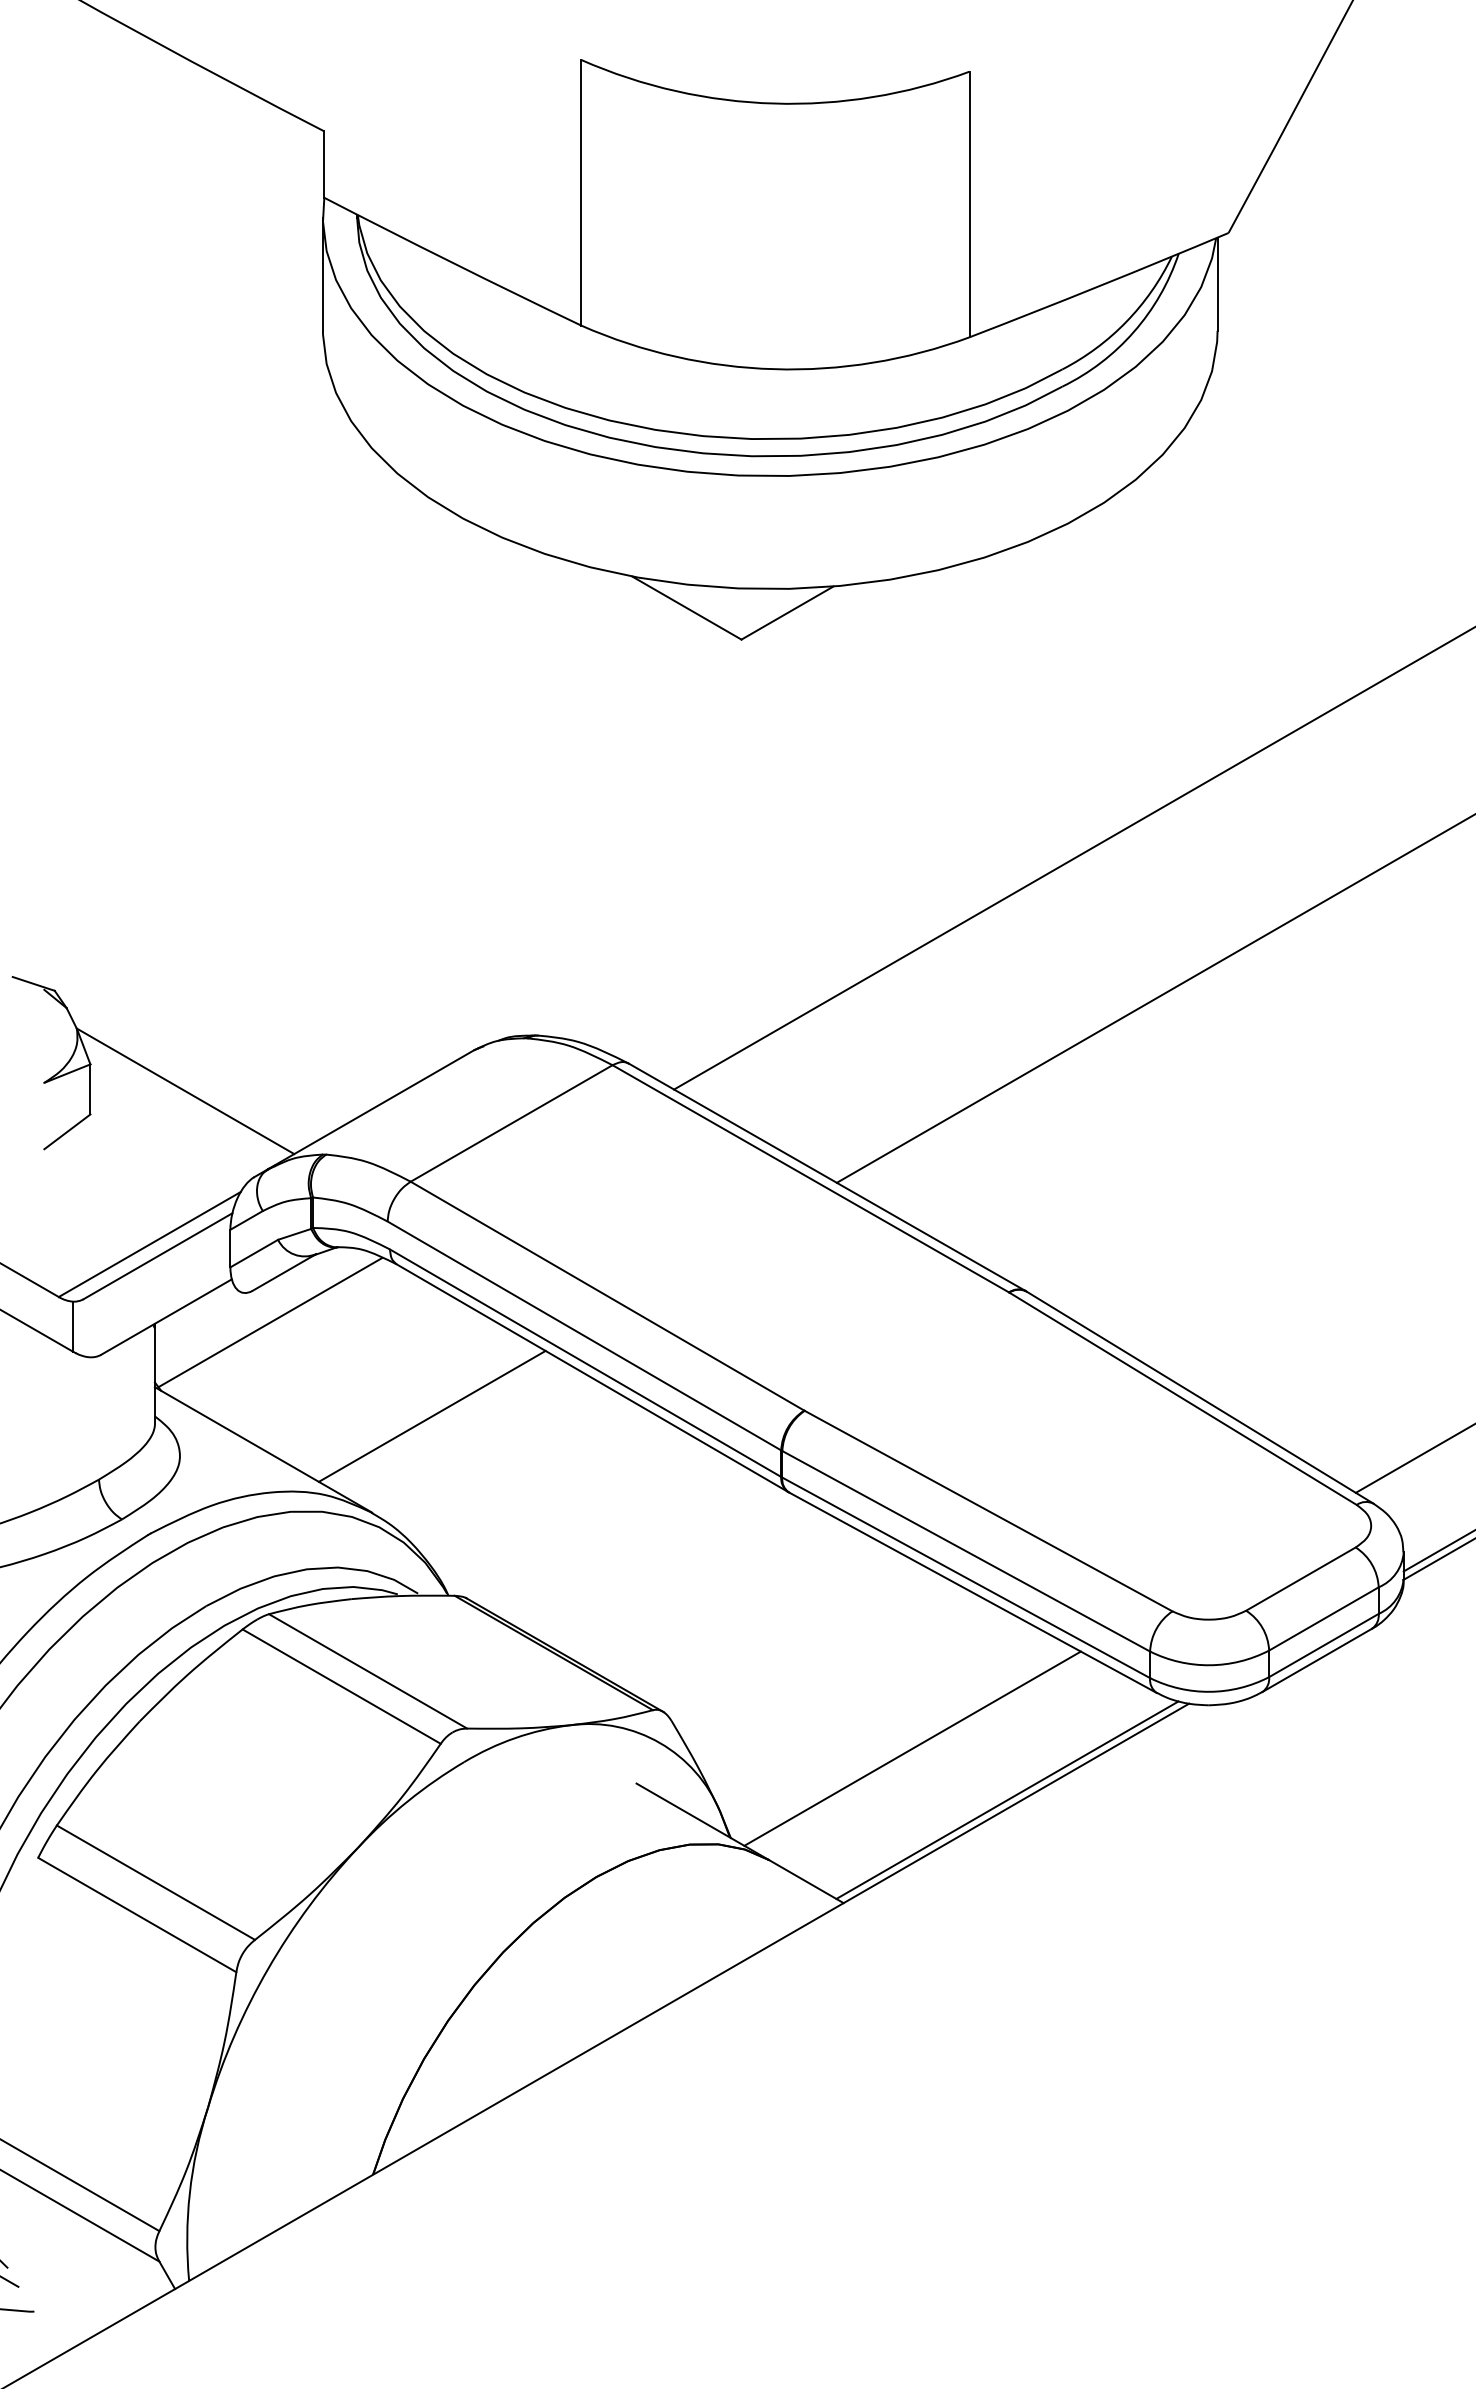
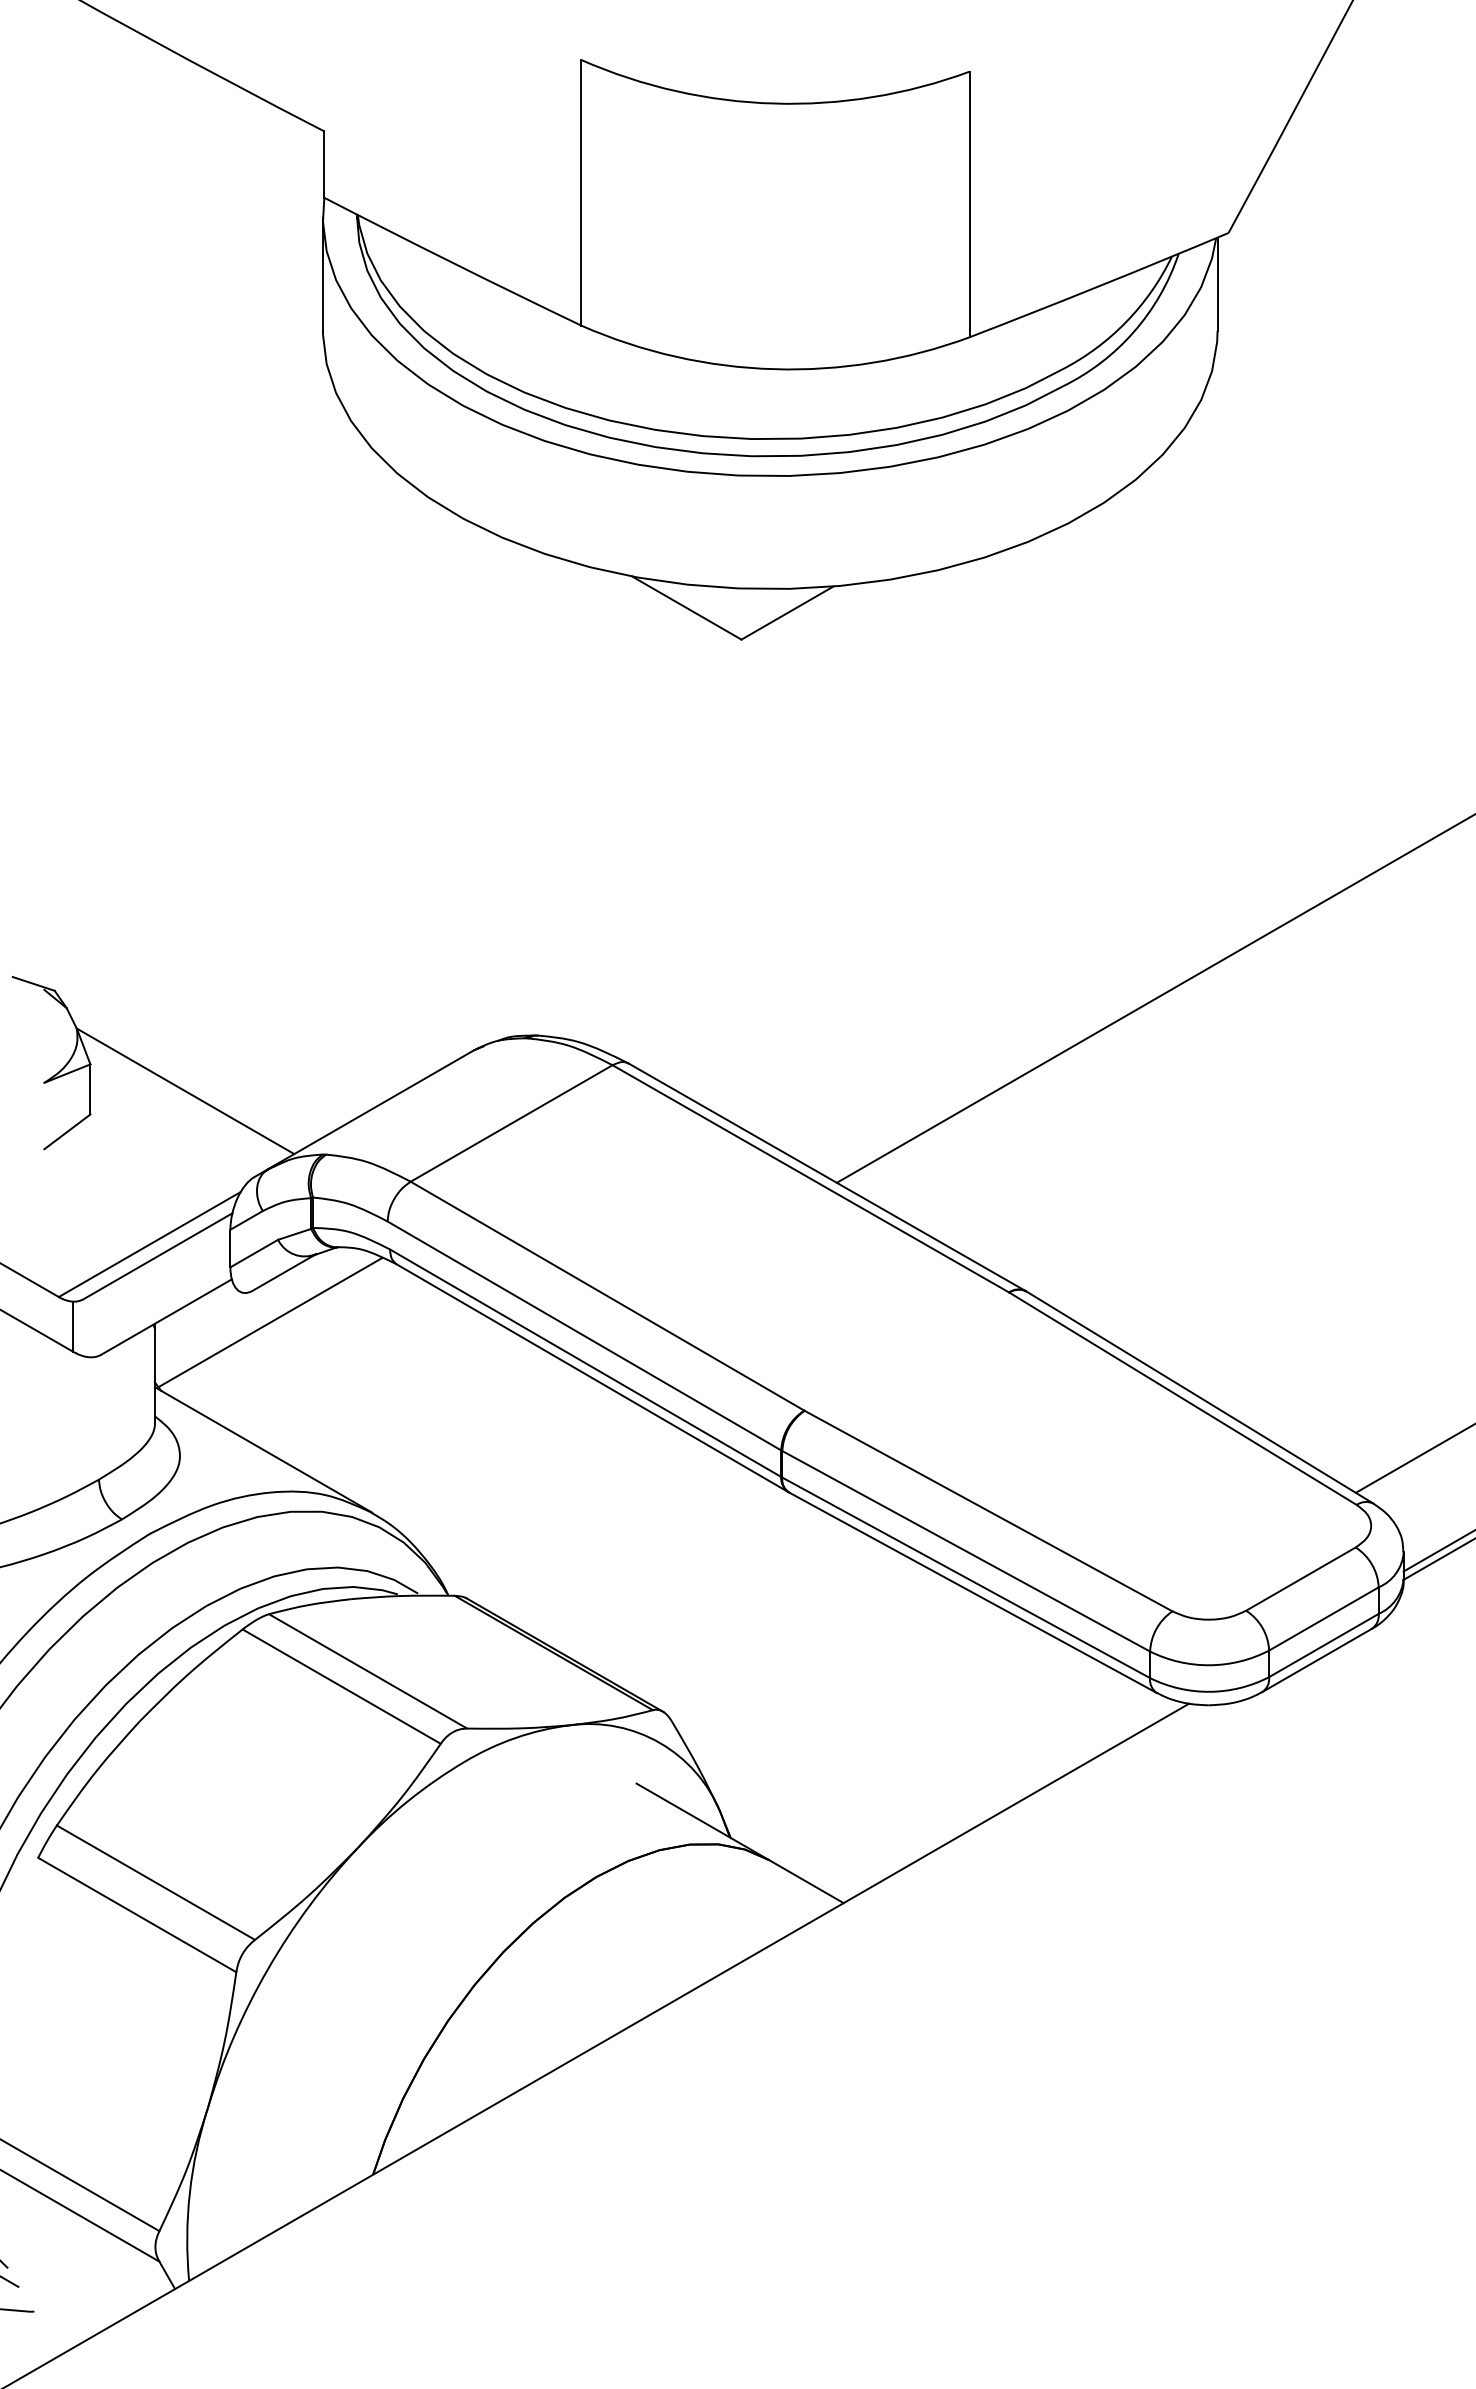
line: present -> none (1073, 858)
line: present -> none (431, 1415)
line: present -> none (912, 1748)
line: present -> none (1007, 1799)
